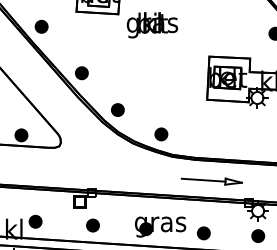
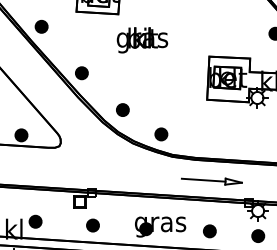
text position: (152, 25) -> (142, 40) (142, 40)
part position: (117, 109) -> (122, 109) (122, 109)
part position: (203, 233) -> (209, 231) (209, 231)
